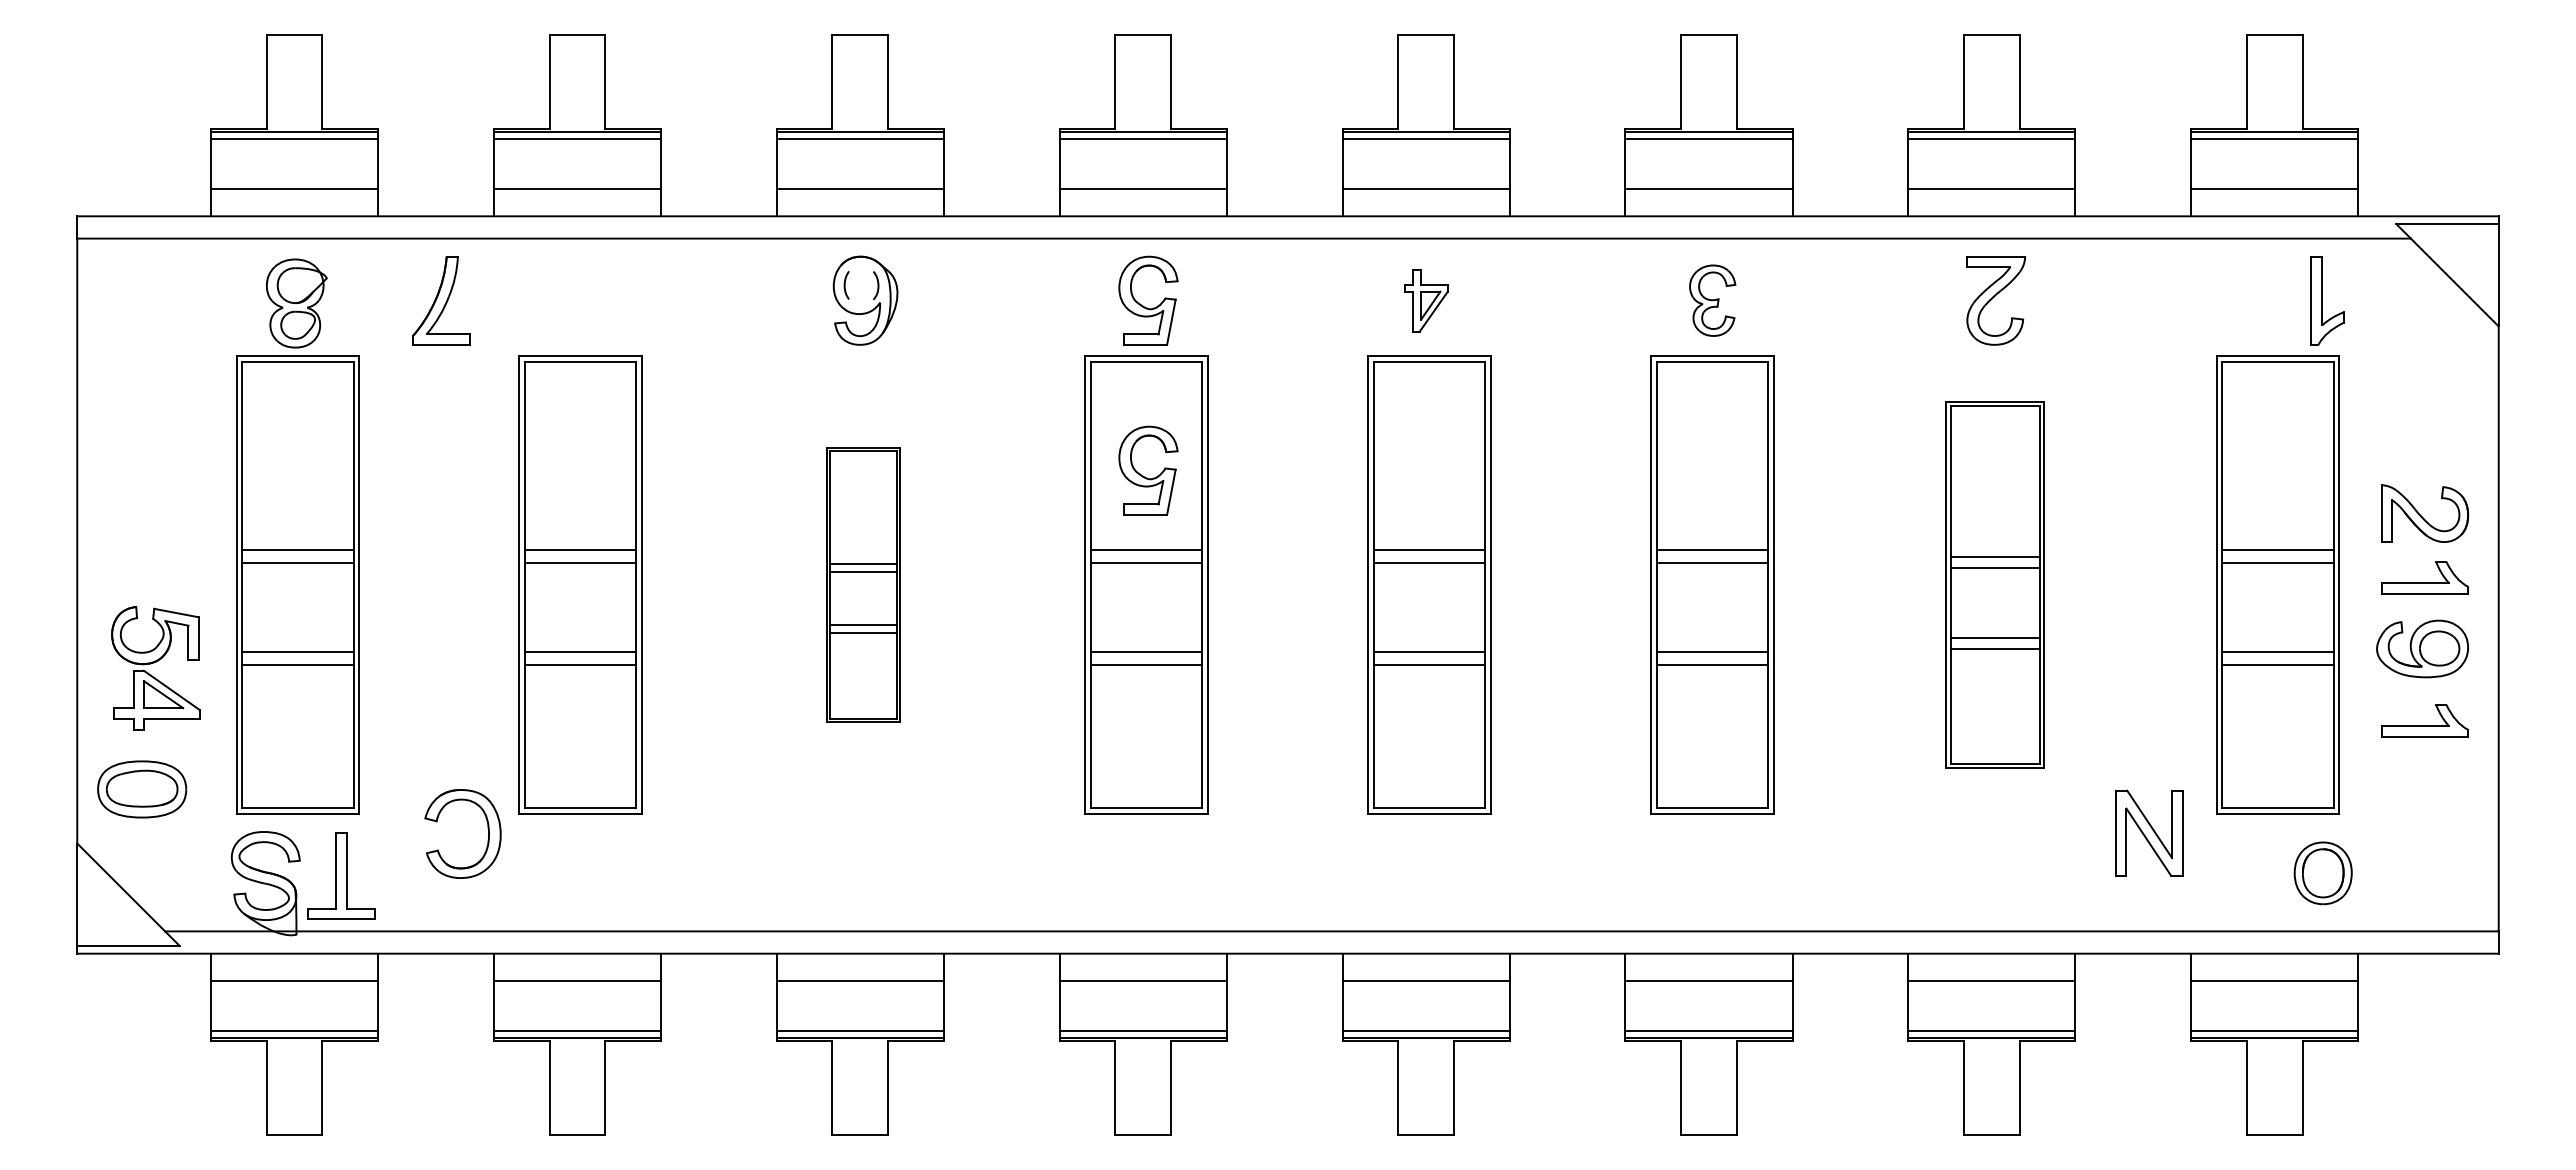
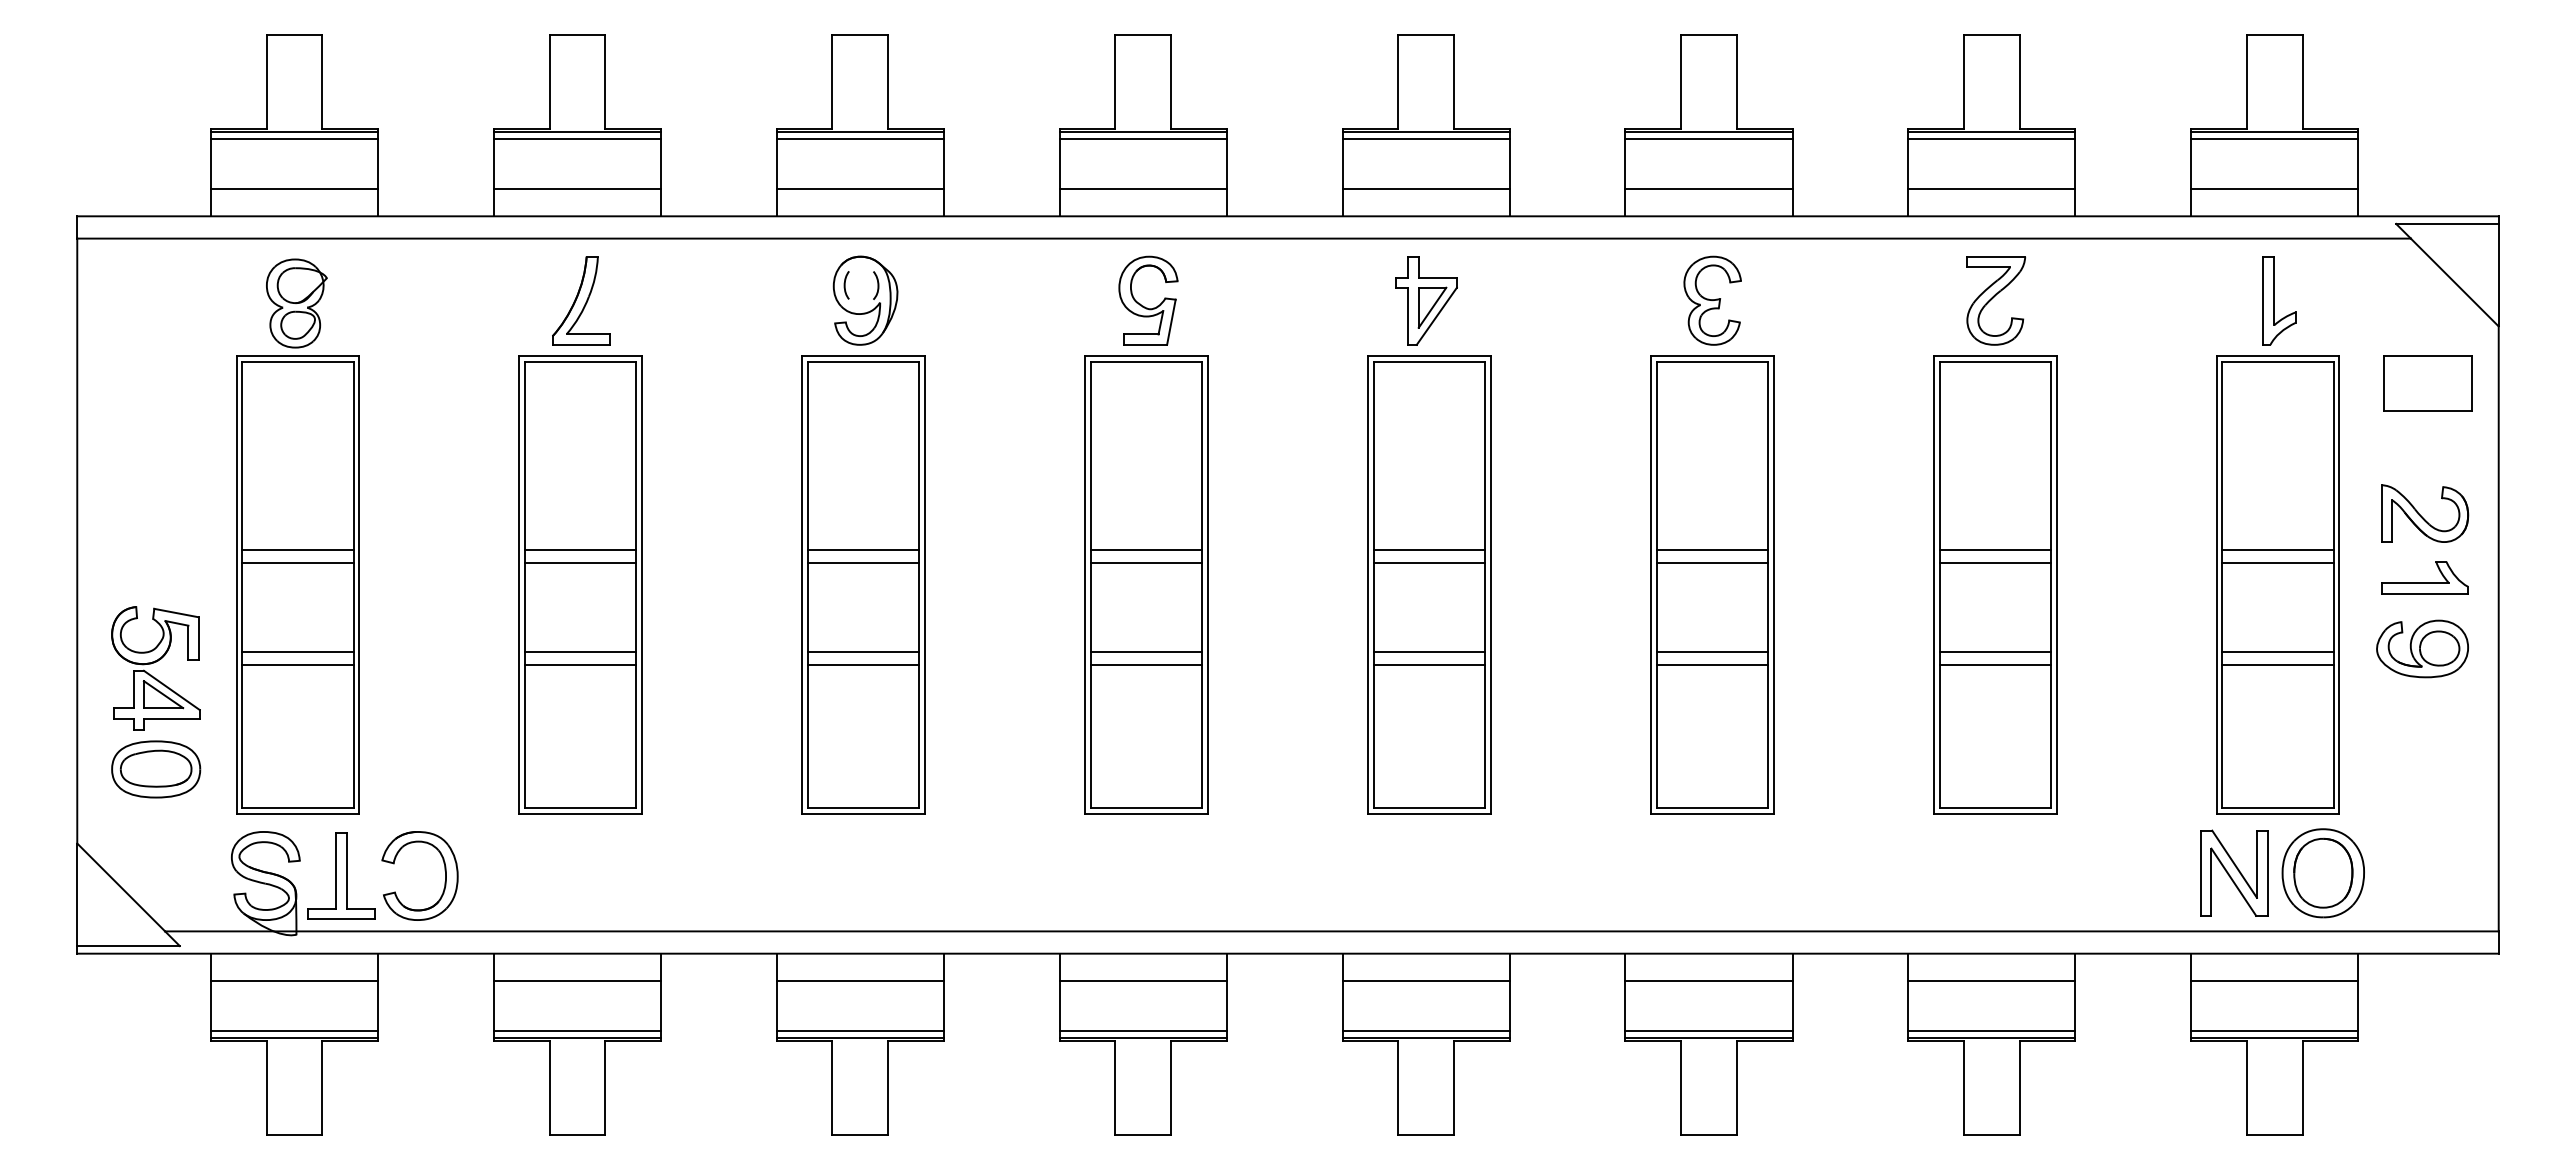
part position: (441, 300) -> (581, 300) (581, 300)
part size: 45x64 px -> 63x90 px (1426, 300)
part size: 48x73 px -> 59x91 px (1712, 300)
part position: (2327, 300) -> (2279, 300) (2279, 300)
part: none -> present (2427, 383)
part: present -> none (1145, 476)
part size: 75x276 px -> 125x460 px (863, 584)
part size: 100x368 px -> 125x460 px (1995, 584)
part: present -> none (2424, 720)
part position: (142, 789) -> (156, 769) (156, 769)
part position: (487, 828) -> (444, 870) (444, 870)
part position: (2149, 832) -> (2234, 872) (2234, 872)
part size: 60x65 px -> 84x91 px (2322, 873)
